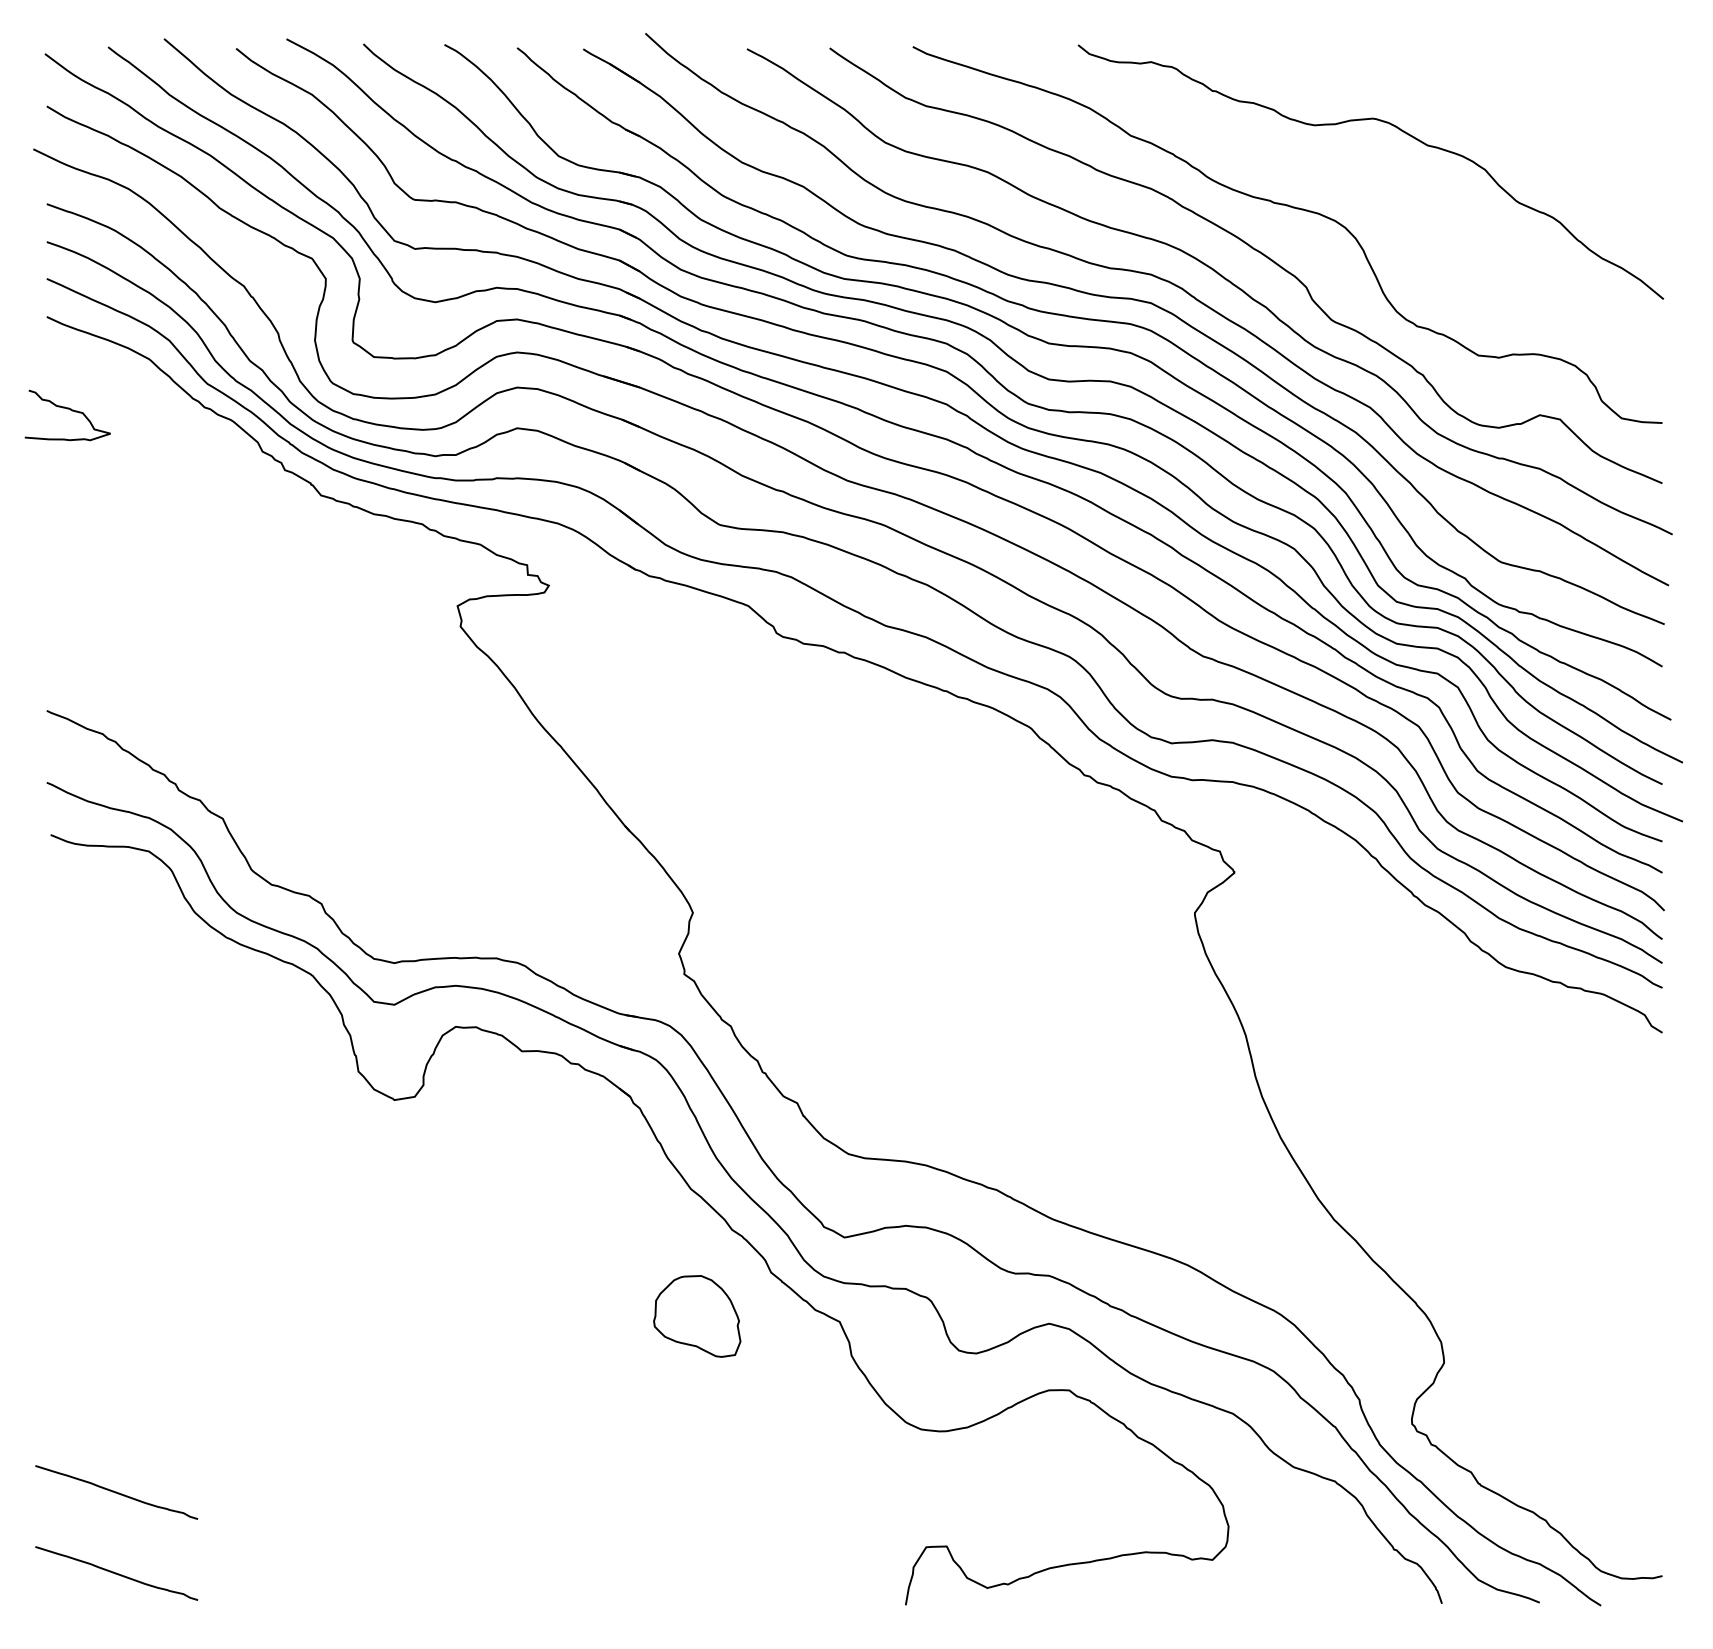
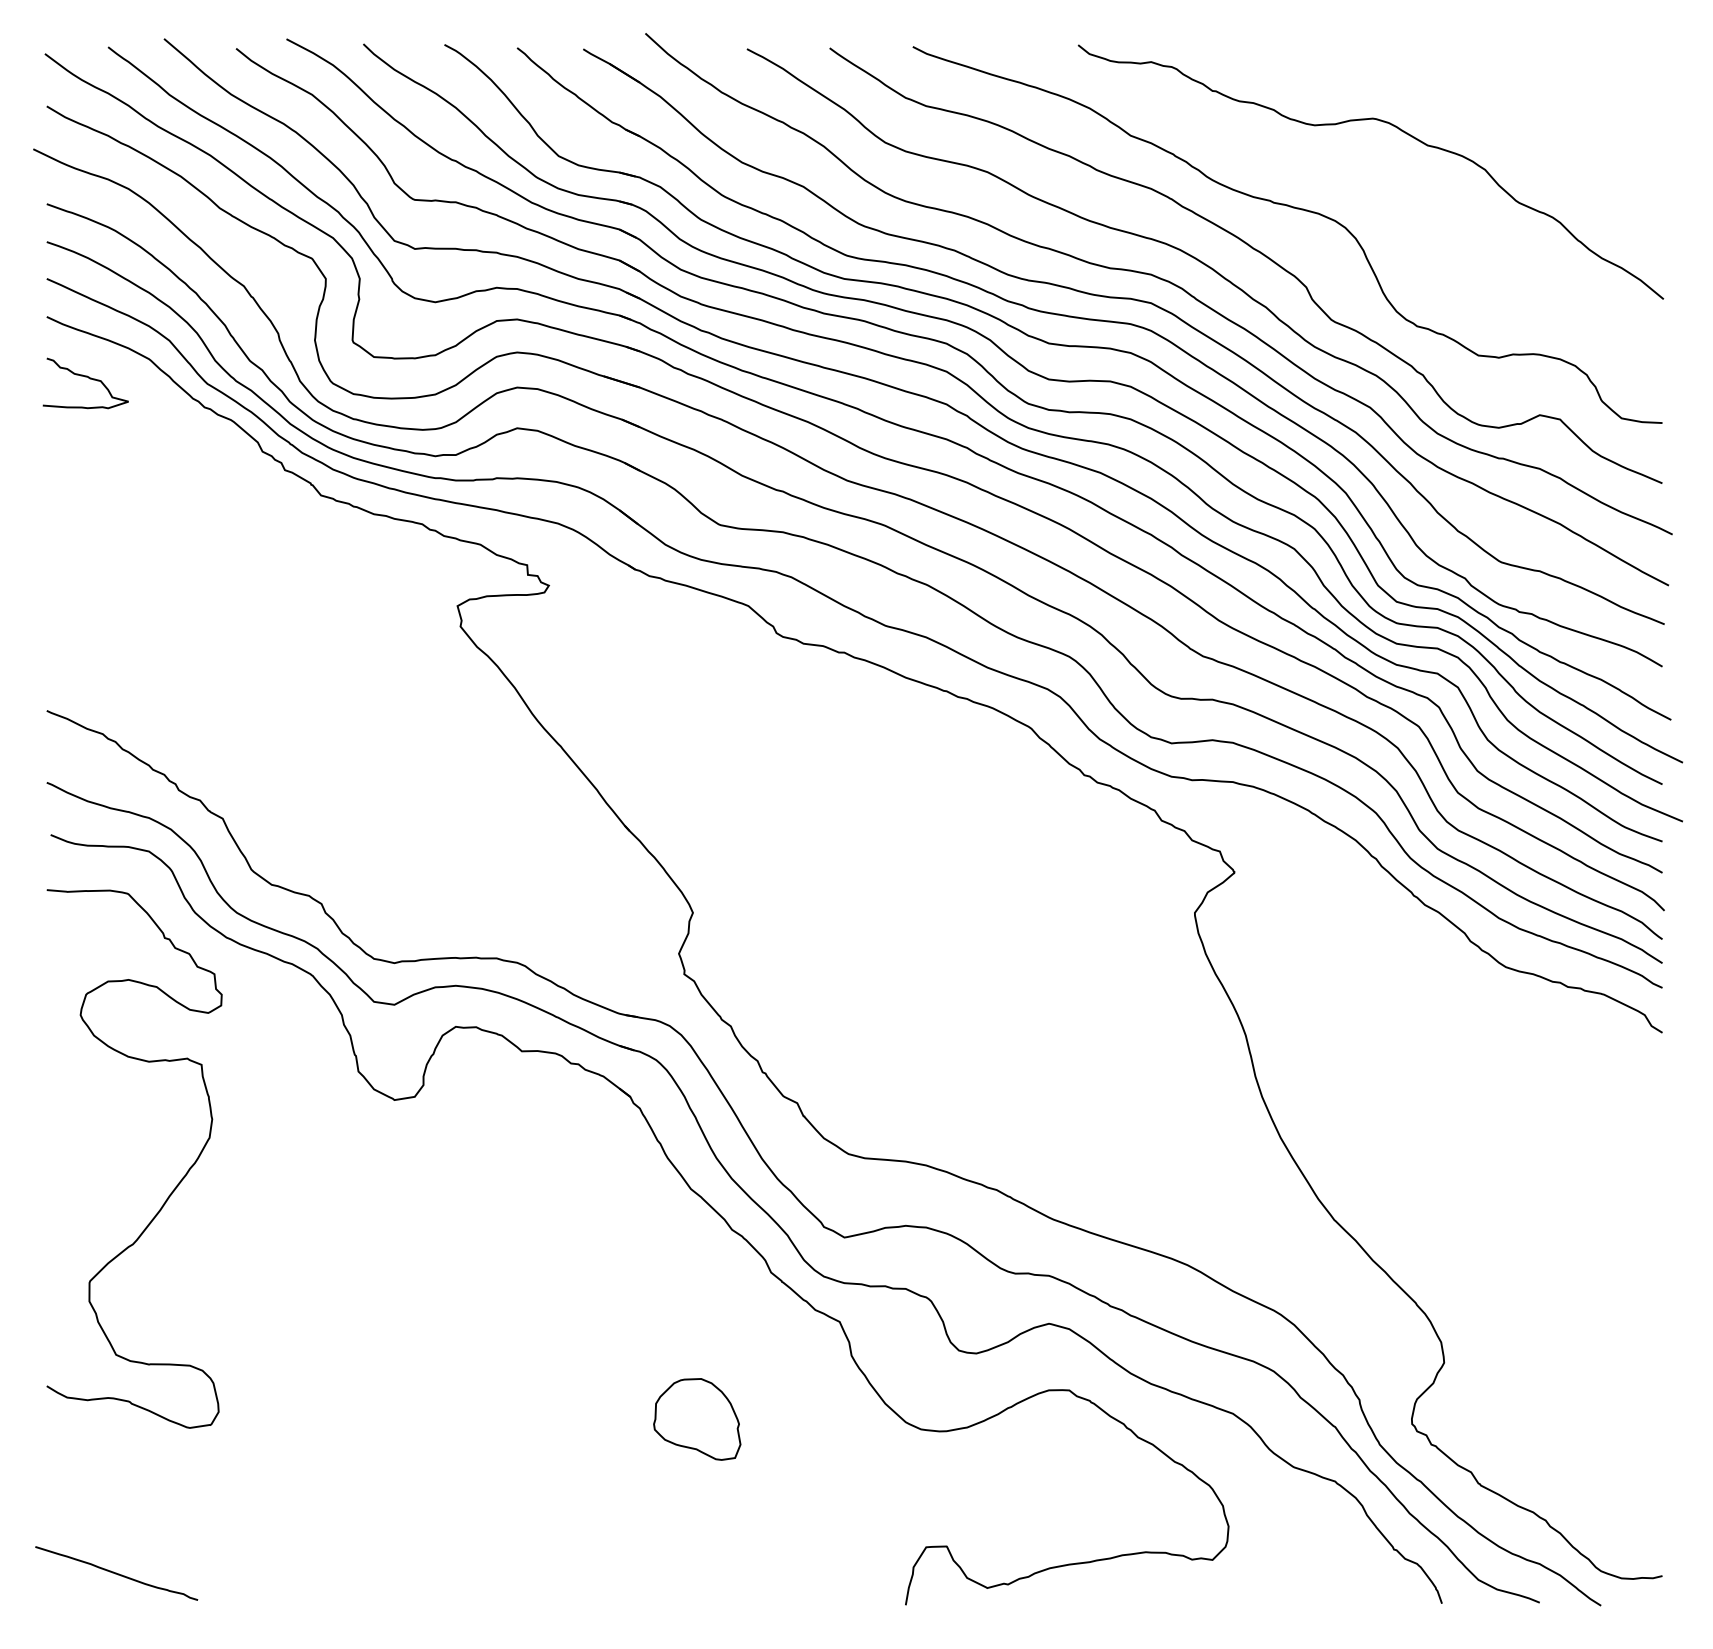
curve position: (70, 410) -> (88, 378) (88, 378)
curve: none -> present (175, 1186)
part position: (697, 1316) -> (697, 1419) (697, 1419)
curve: present -> none (116, 1492)
